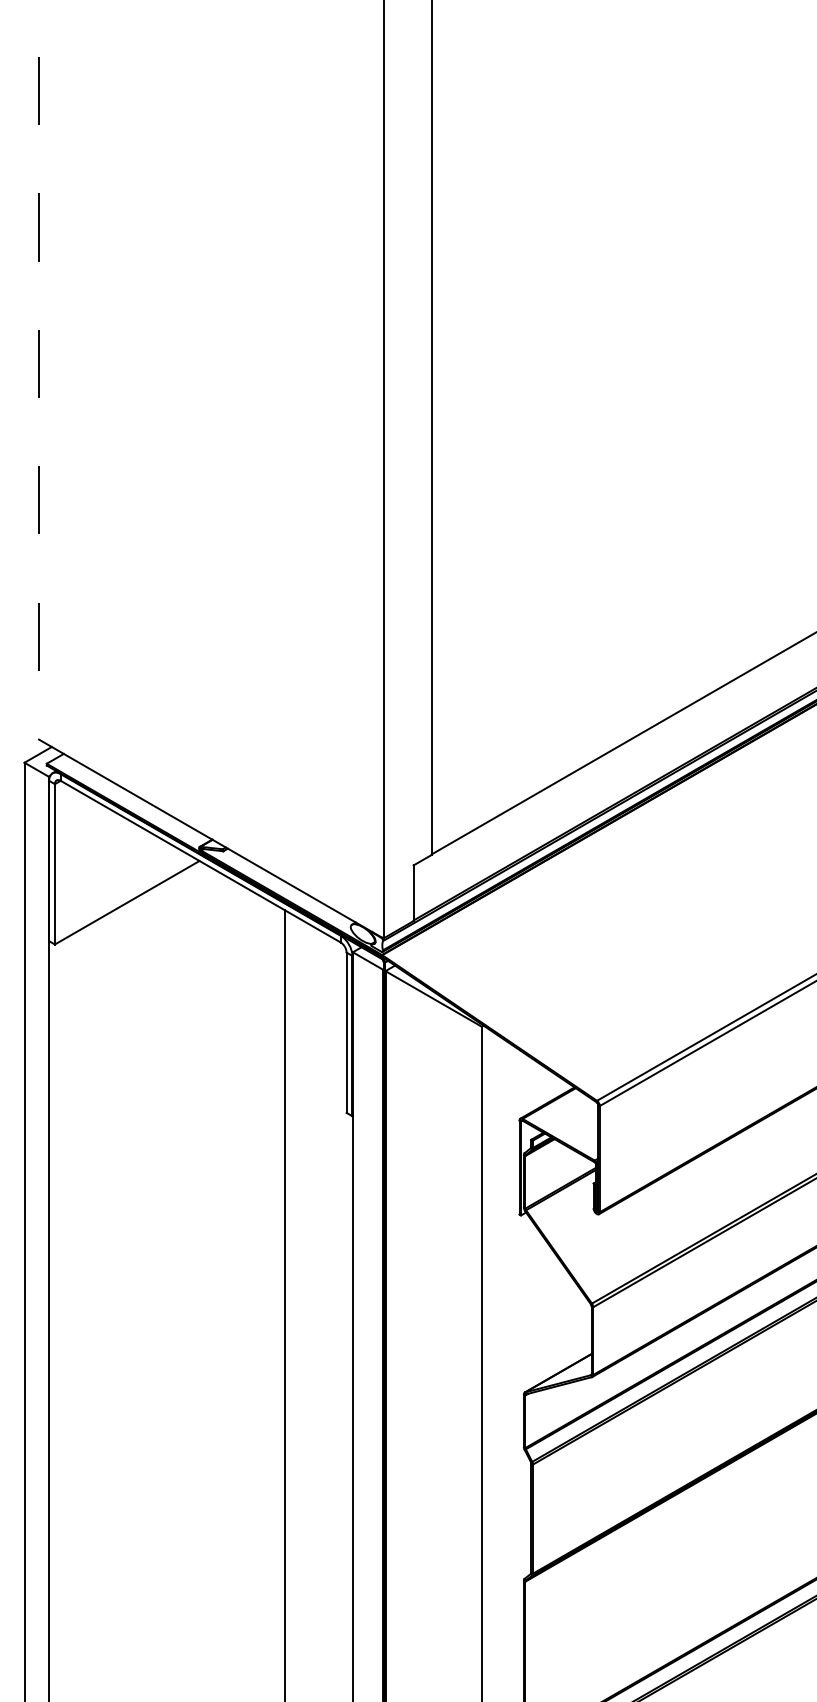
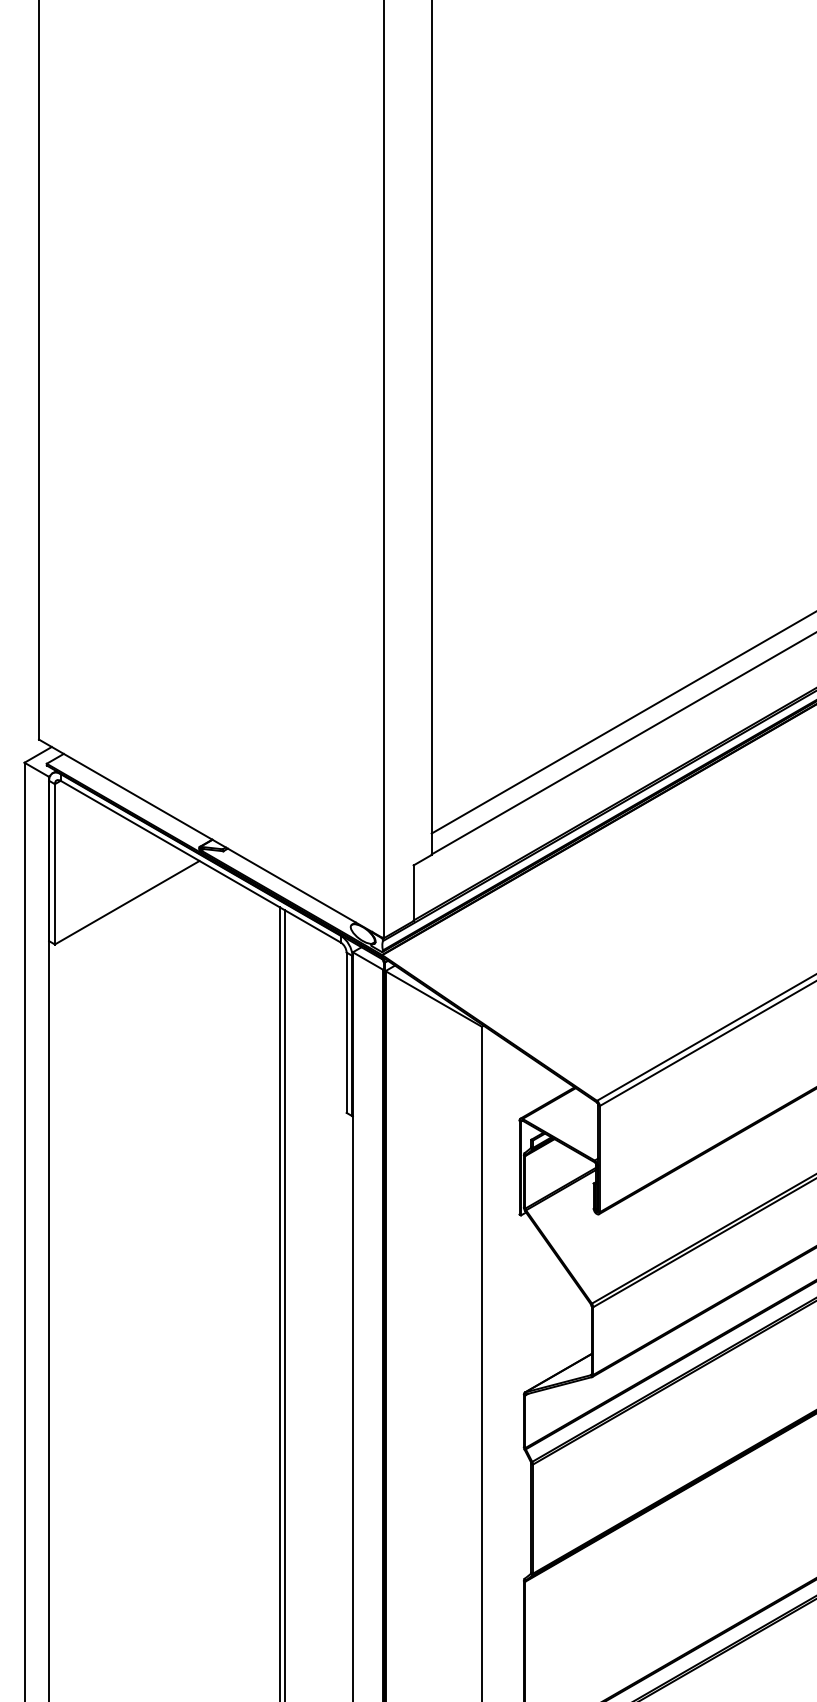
line: dashed -> solid (39, 370)
line: none -> present (622, 723)
line: none -> present (279, 1302)
